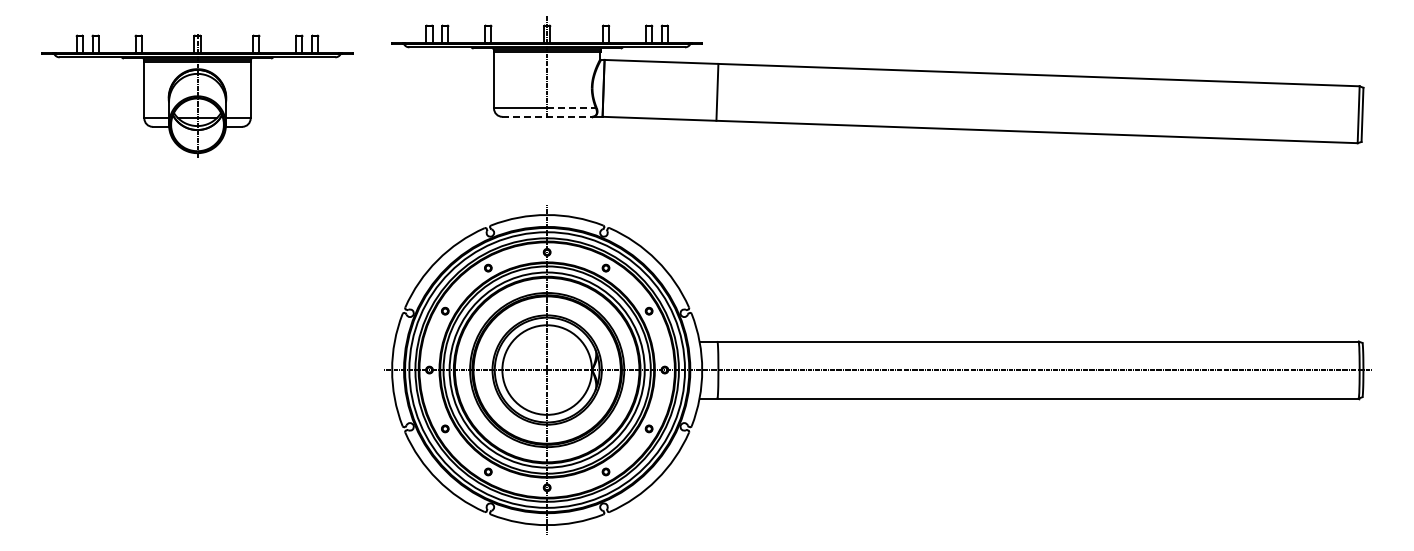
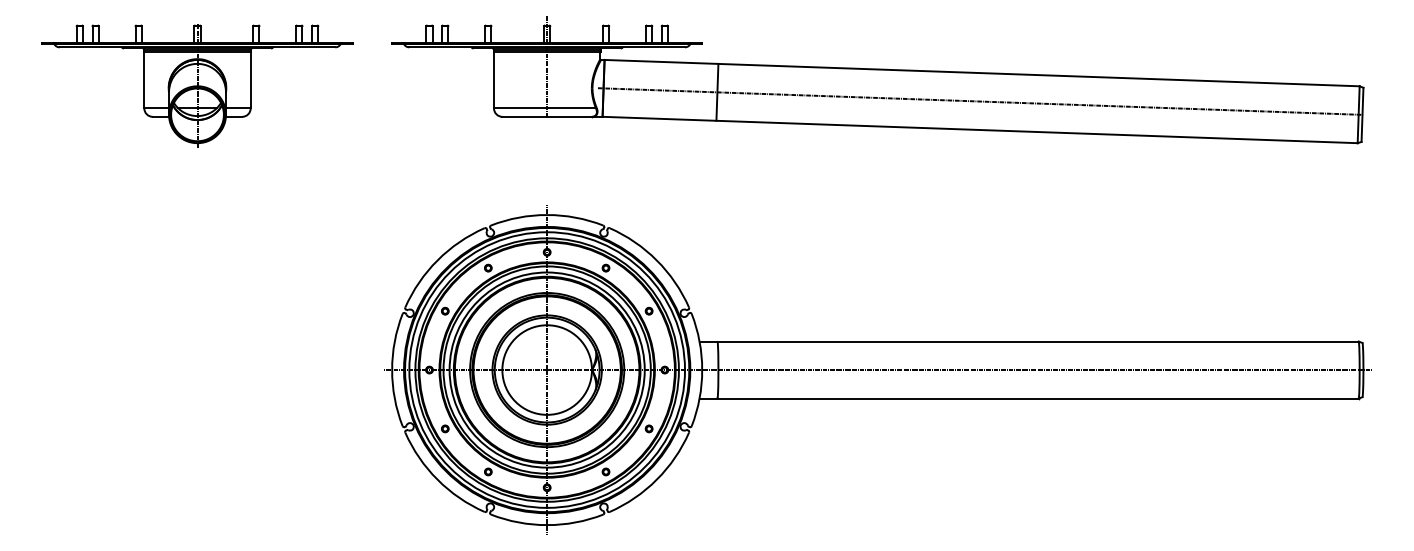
part position: (197, 95) -> (197, 85) (197, 85)
line: none -> present (980, 101)
line: dashed -> solid (572, 108)
line: dashed -> solid (547, 116)
